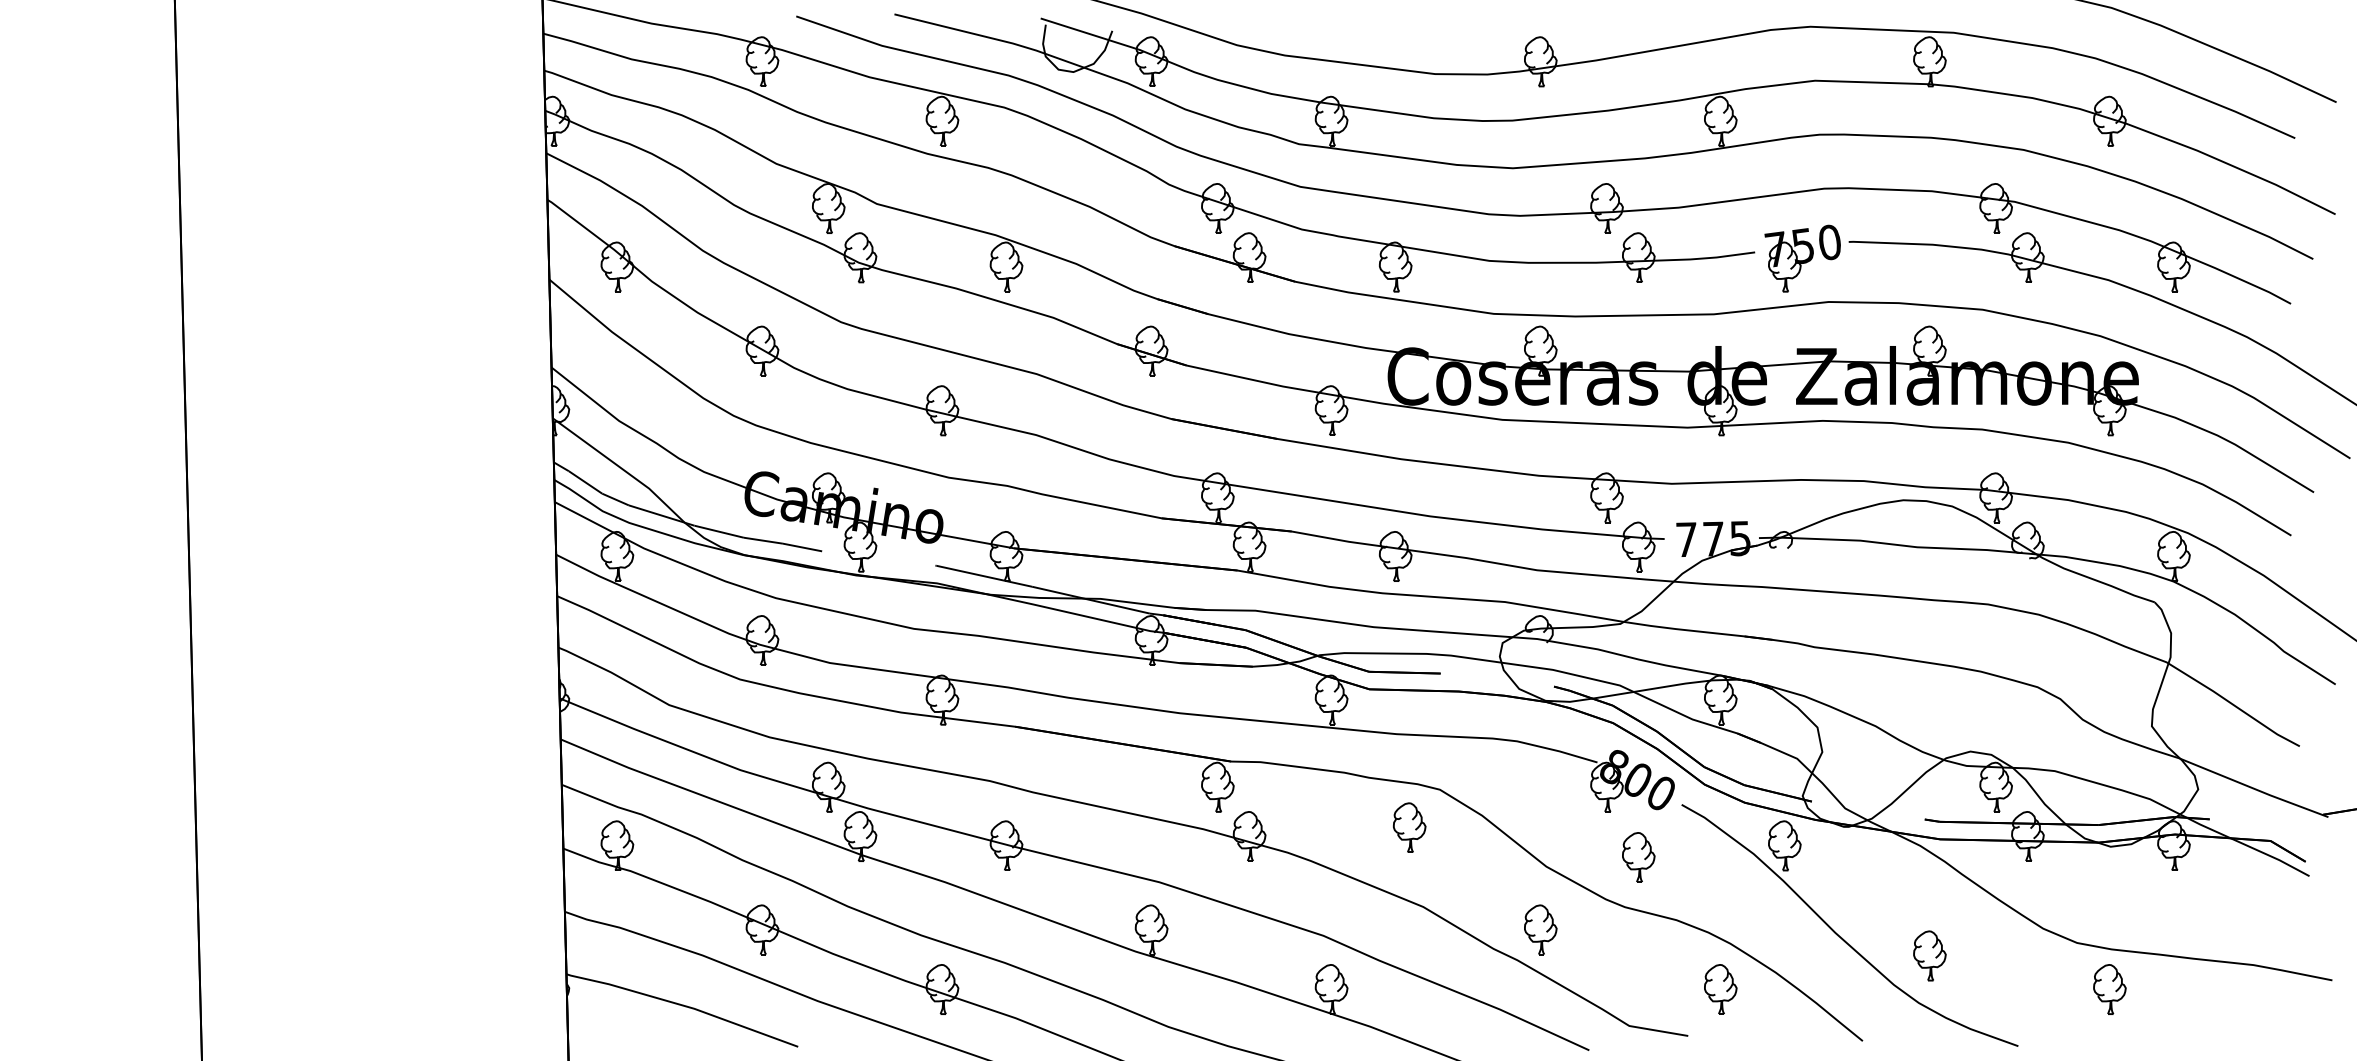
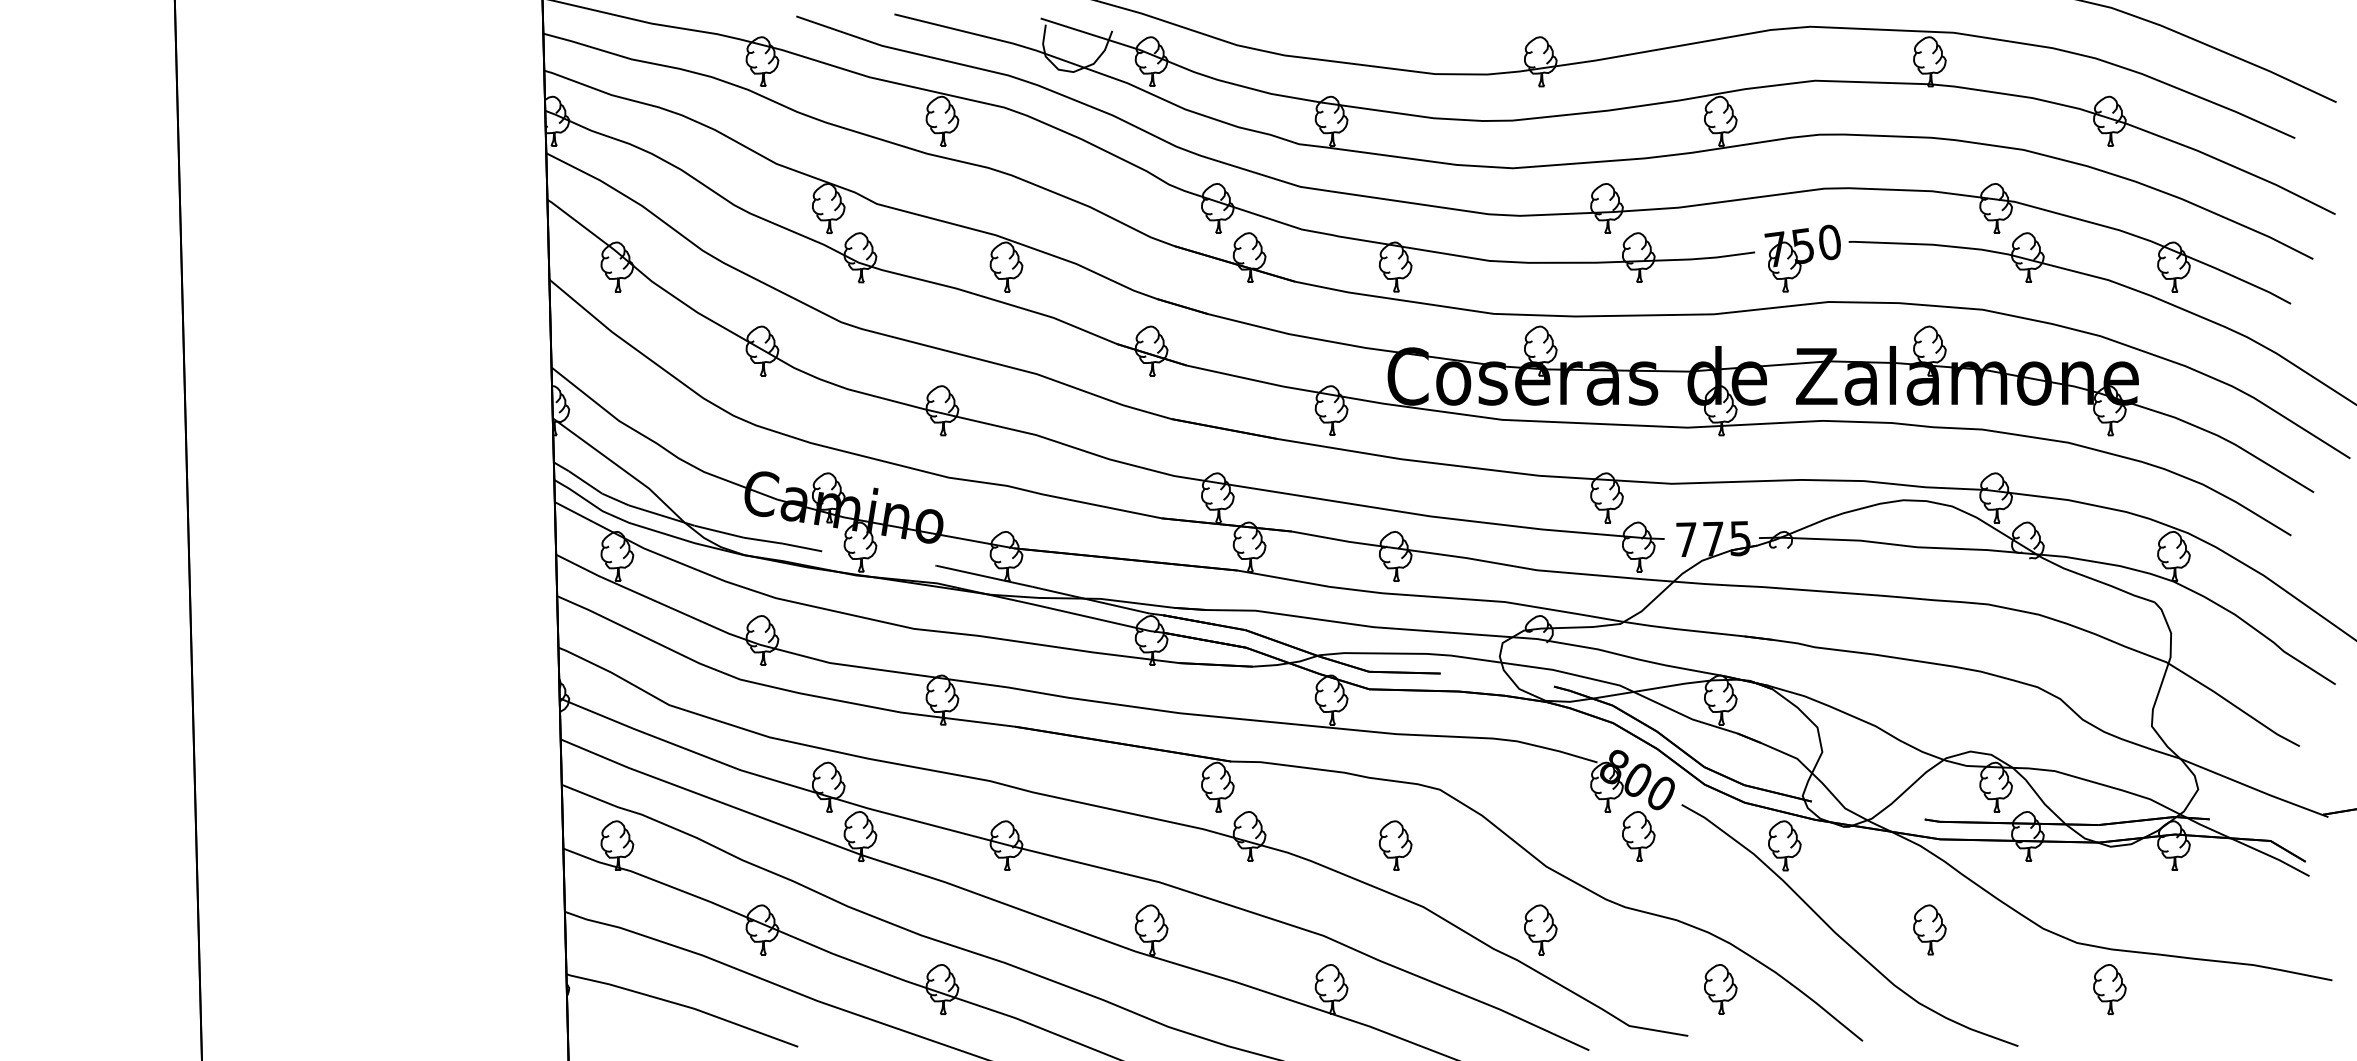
part position: (1409, 827) -> (1395, 845) (1395, 845)
part position: (1638, 857) -> (1638, 836) (1638, 836)
part position: (1929, 955) -> (1929, 929) (1929, 929)
